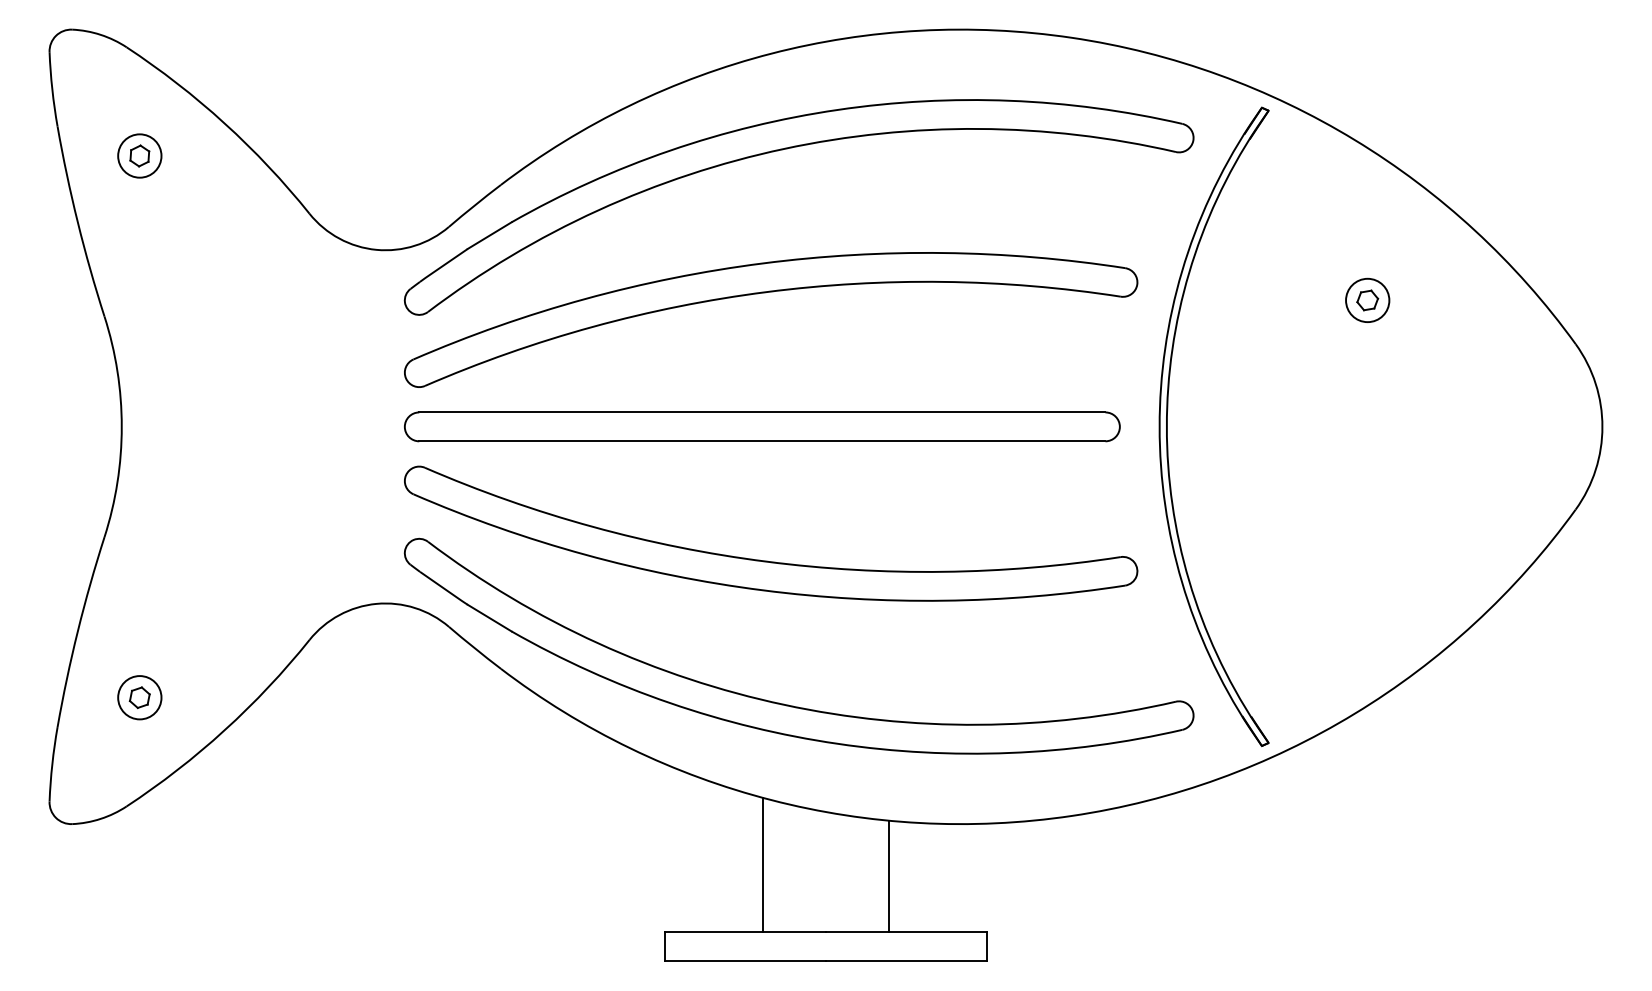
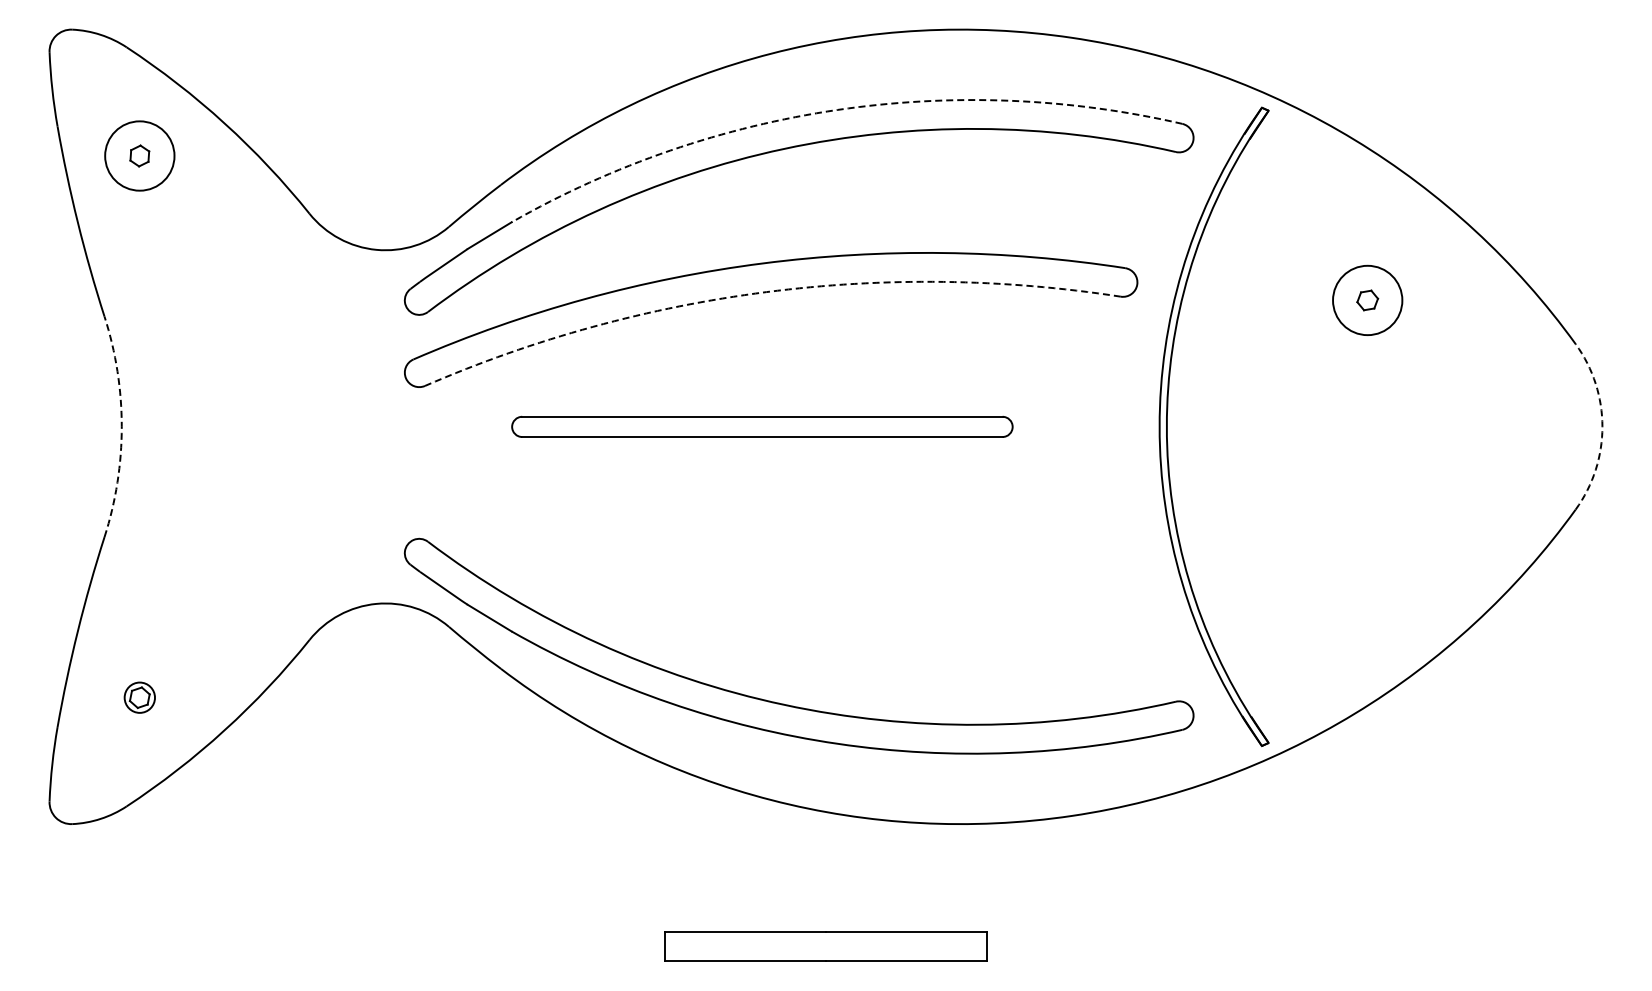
arc: solid -> dashed (837, 109)
circle diameter: 43 px -> 69 px (139, 155)
arc: solid -> dashed (766, 292)
circle diameter: 43 px -> 69 px (1367, 300)
arc: solid -> dashed (121, 426)
part size: 717x32 px -> 503x23 px (762, 426)
arc: solid -> dashed (1602, 426)
part: present -> none (767, 560)
circle diameter: 43 px -> 30 px (139, 697)
line: present -> none (762, 864)
line: present -> none (889, 876)
